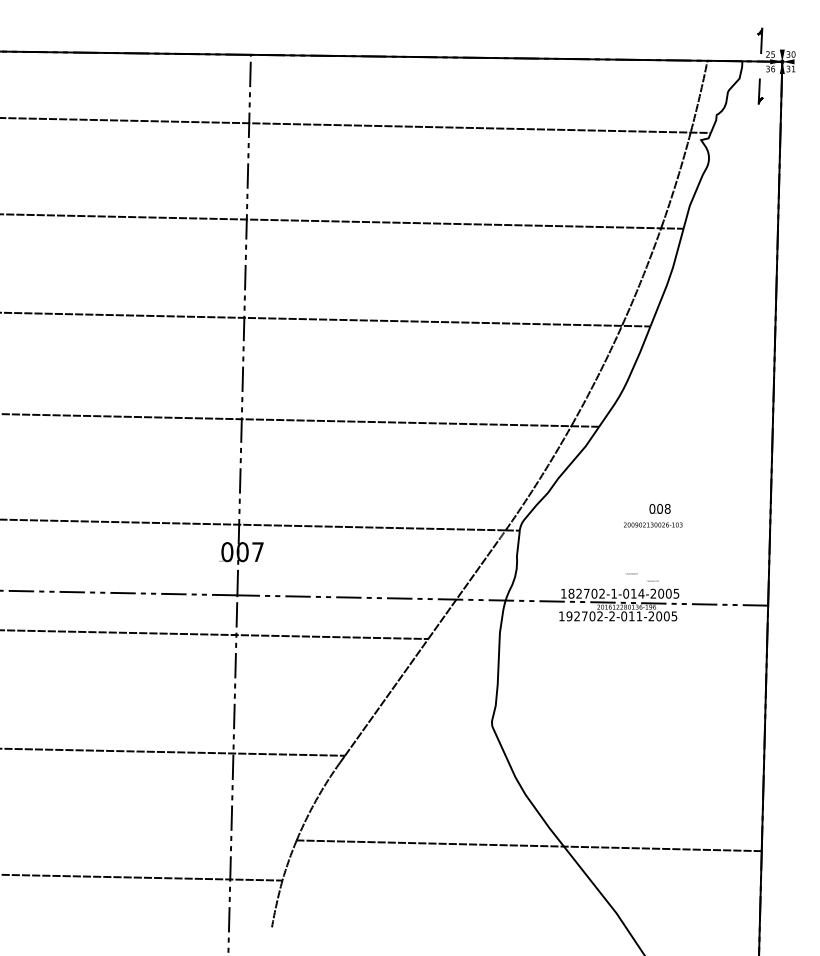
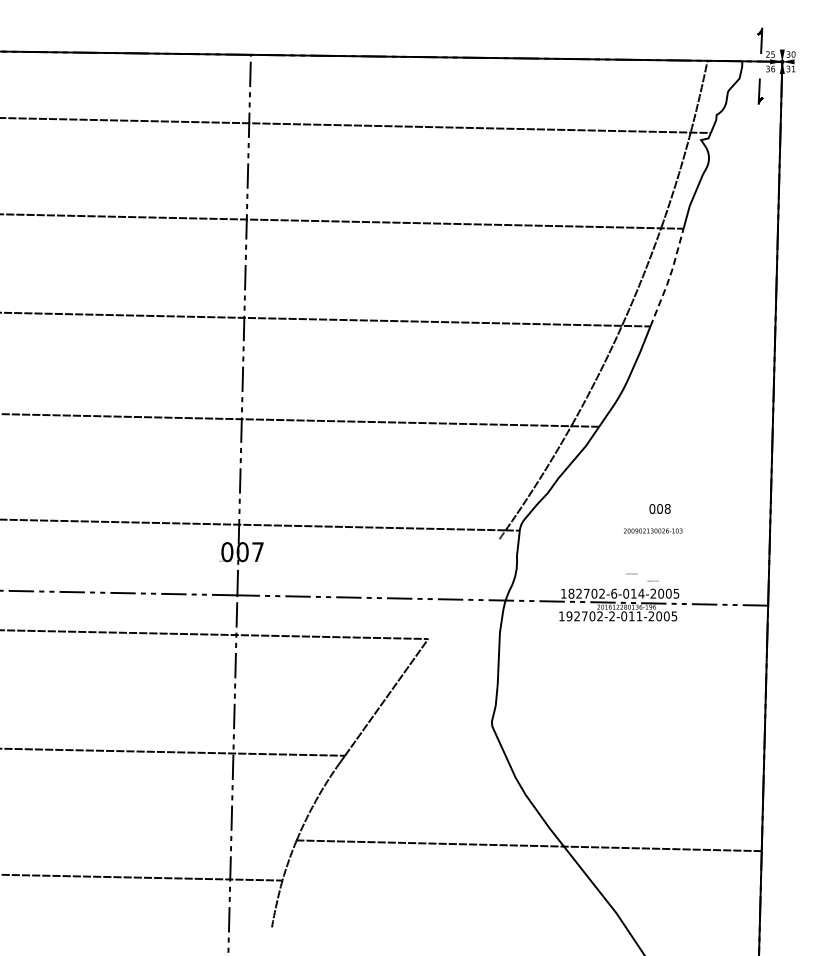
line: solid -> dashed (669, 277)
text position: (653, 524) -> (653, 530) (653, 530)
line: present -> none (463, 589)
text: 182702-1-014-2005 -> 182702-6-014-2005 (614, 593)
